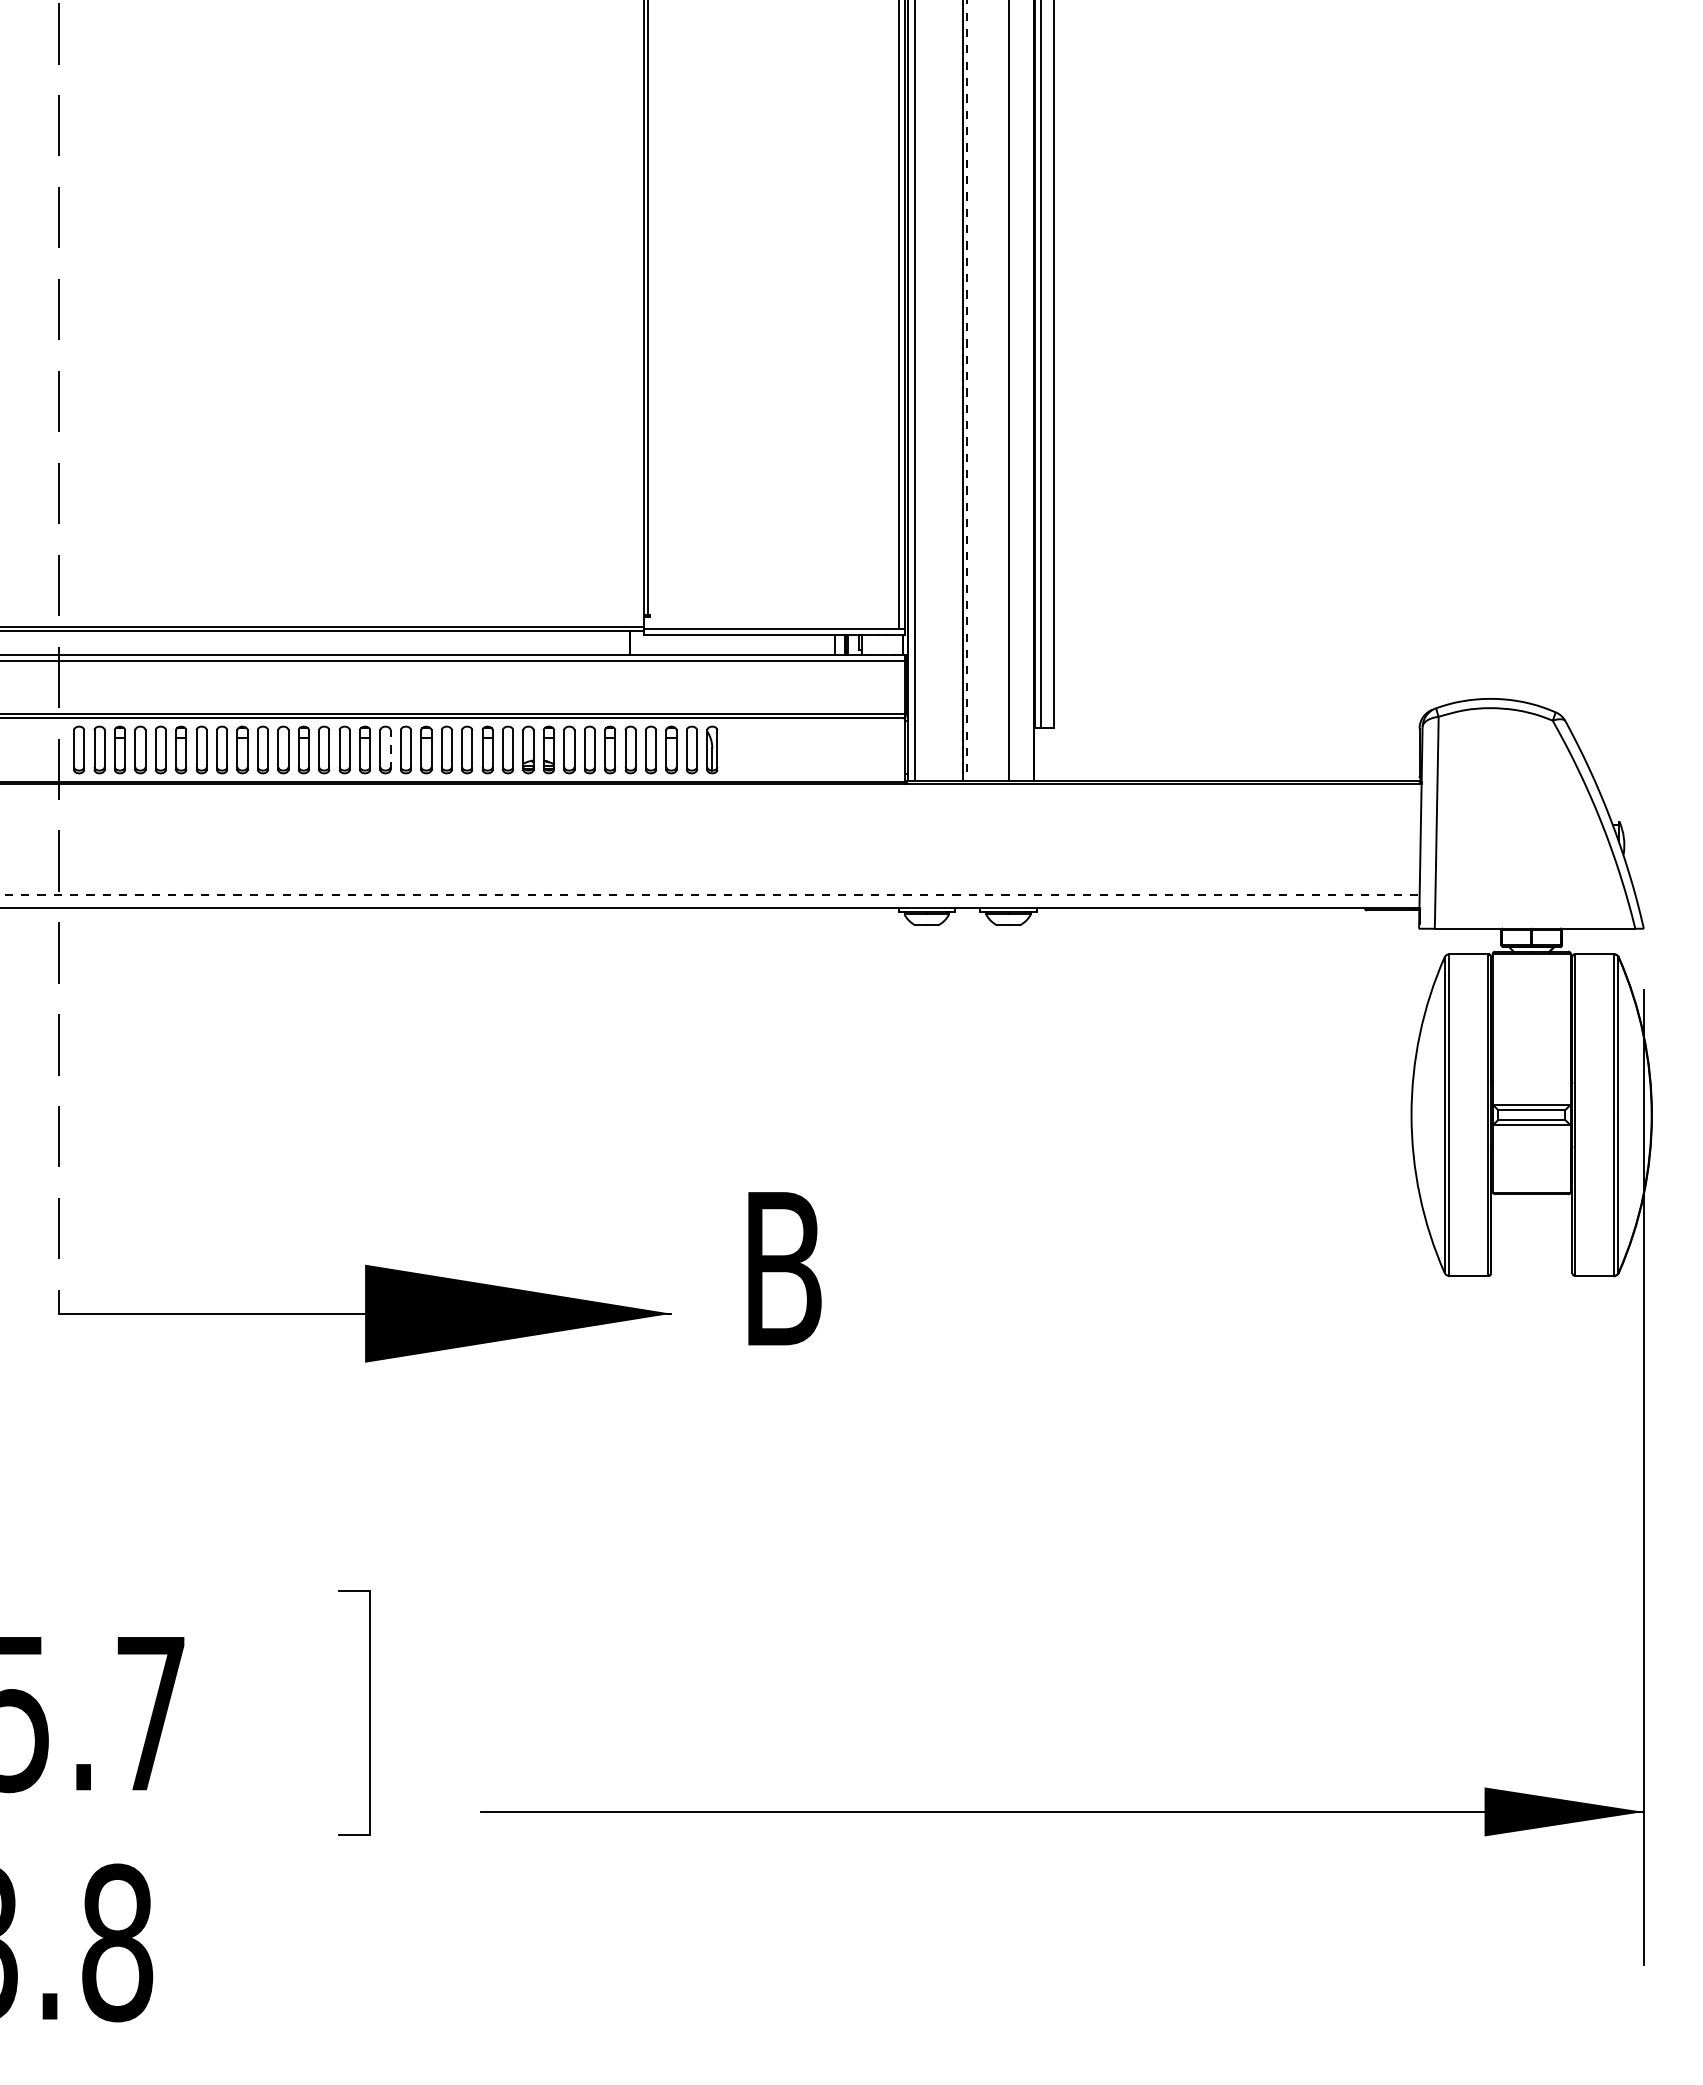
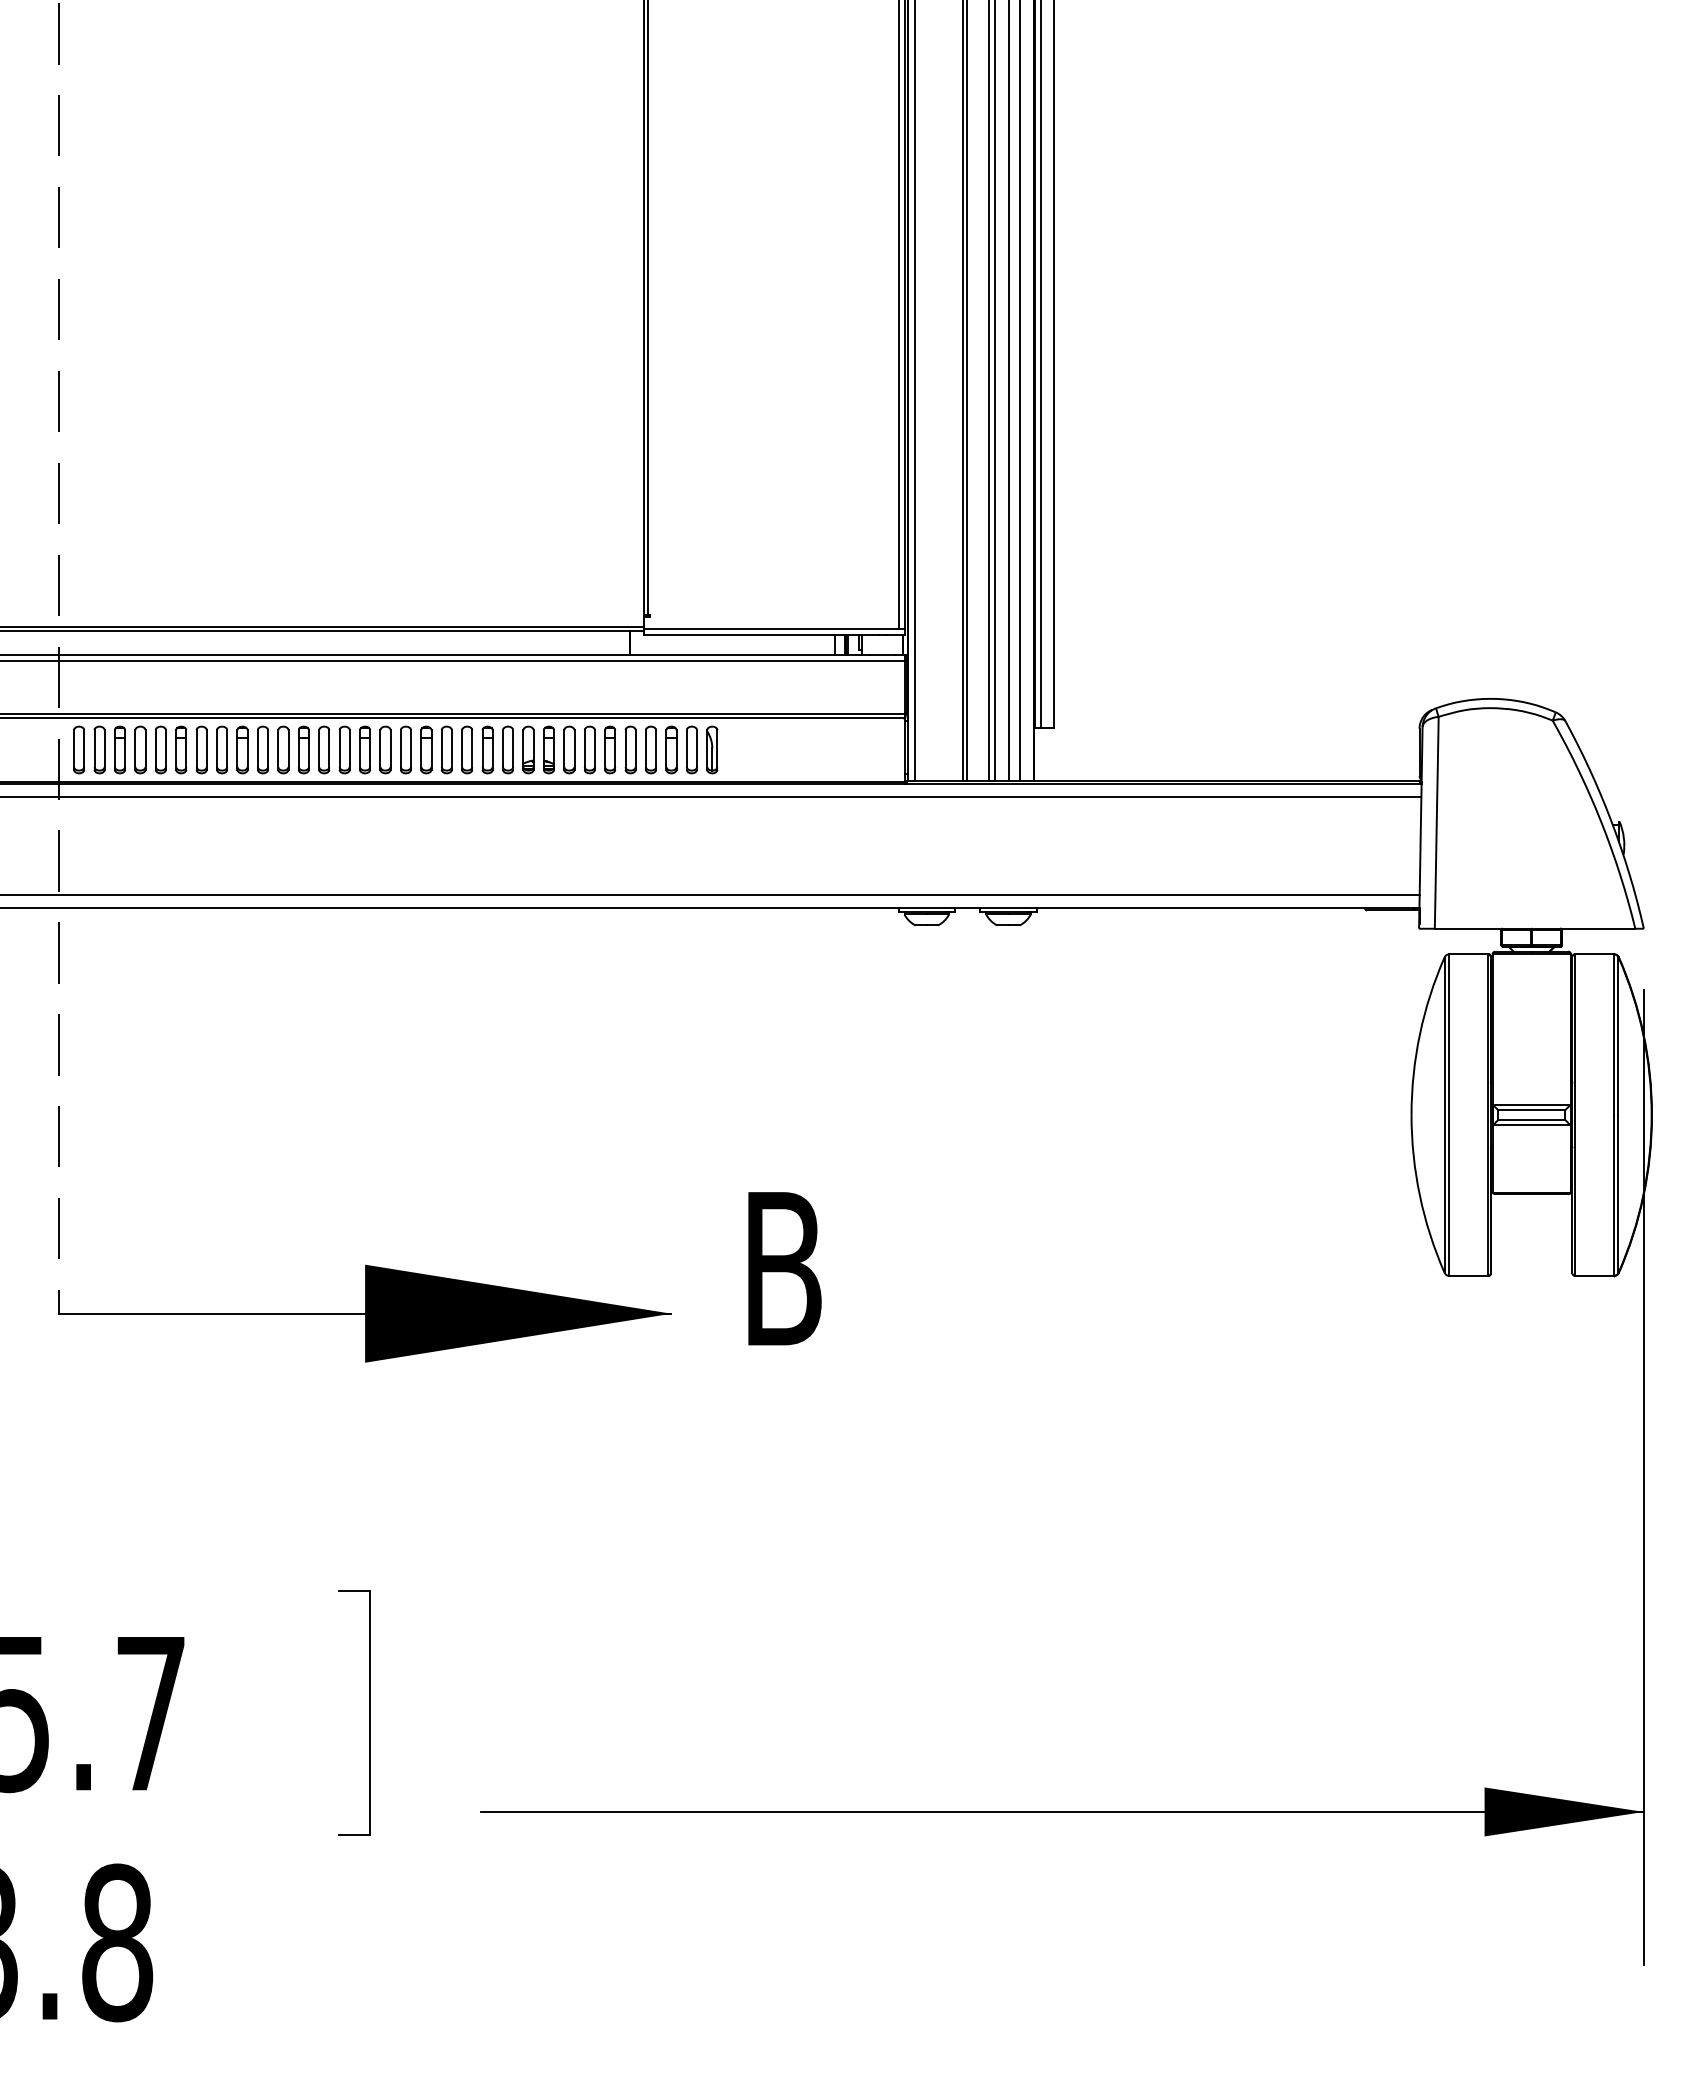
line: dashed -> solid (967, 390)
line: none -> present (988, 391)
line: none -> present (995, 391)
line: none -> present (1020, 391)
line: dashed -> solid (390, 750)
line: none -> present (711, 796)
line: dashed -> solid (709, 895)
